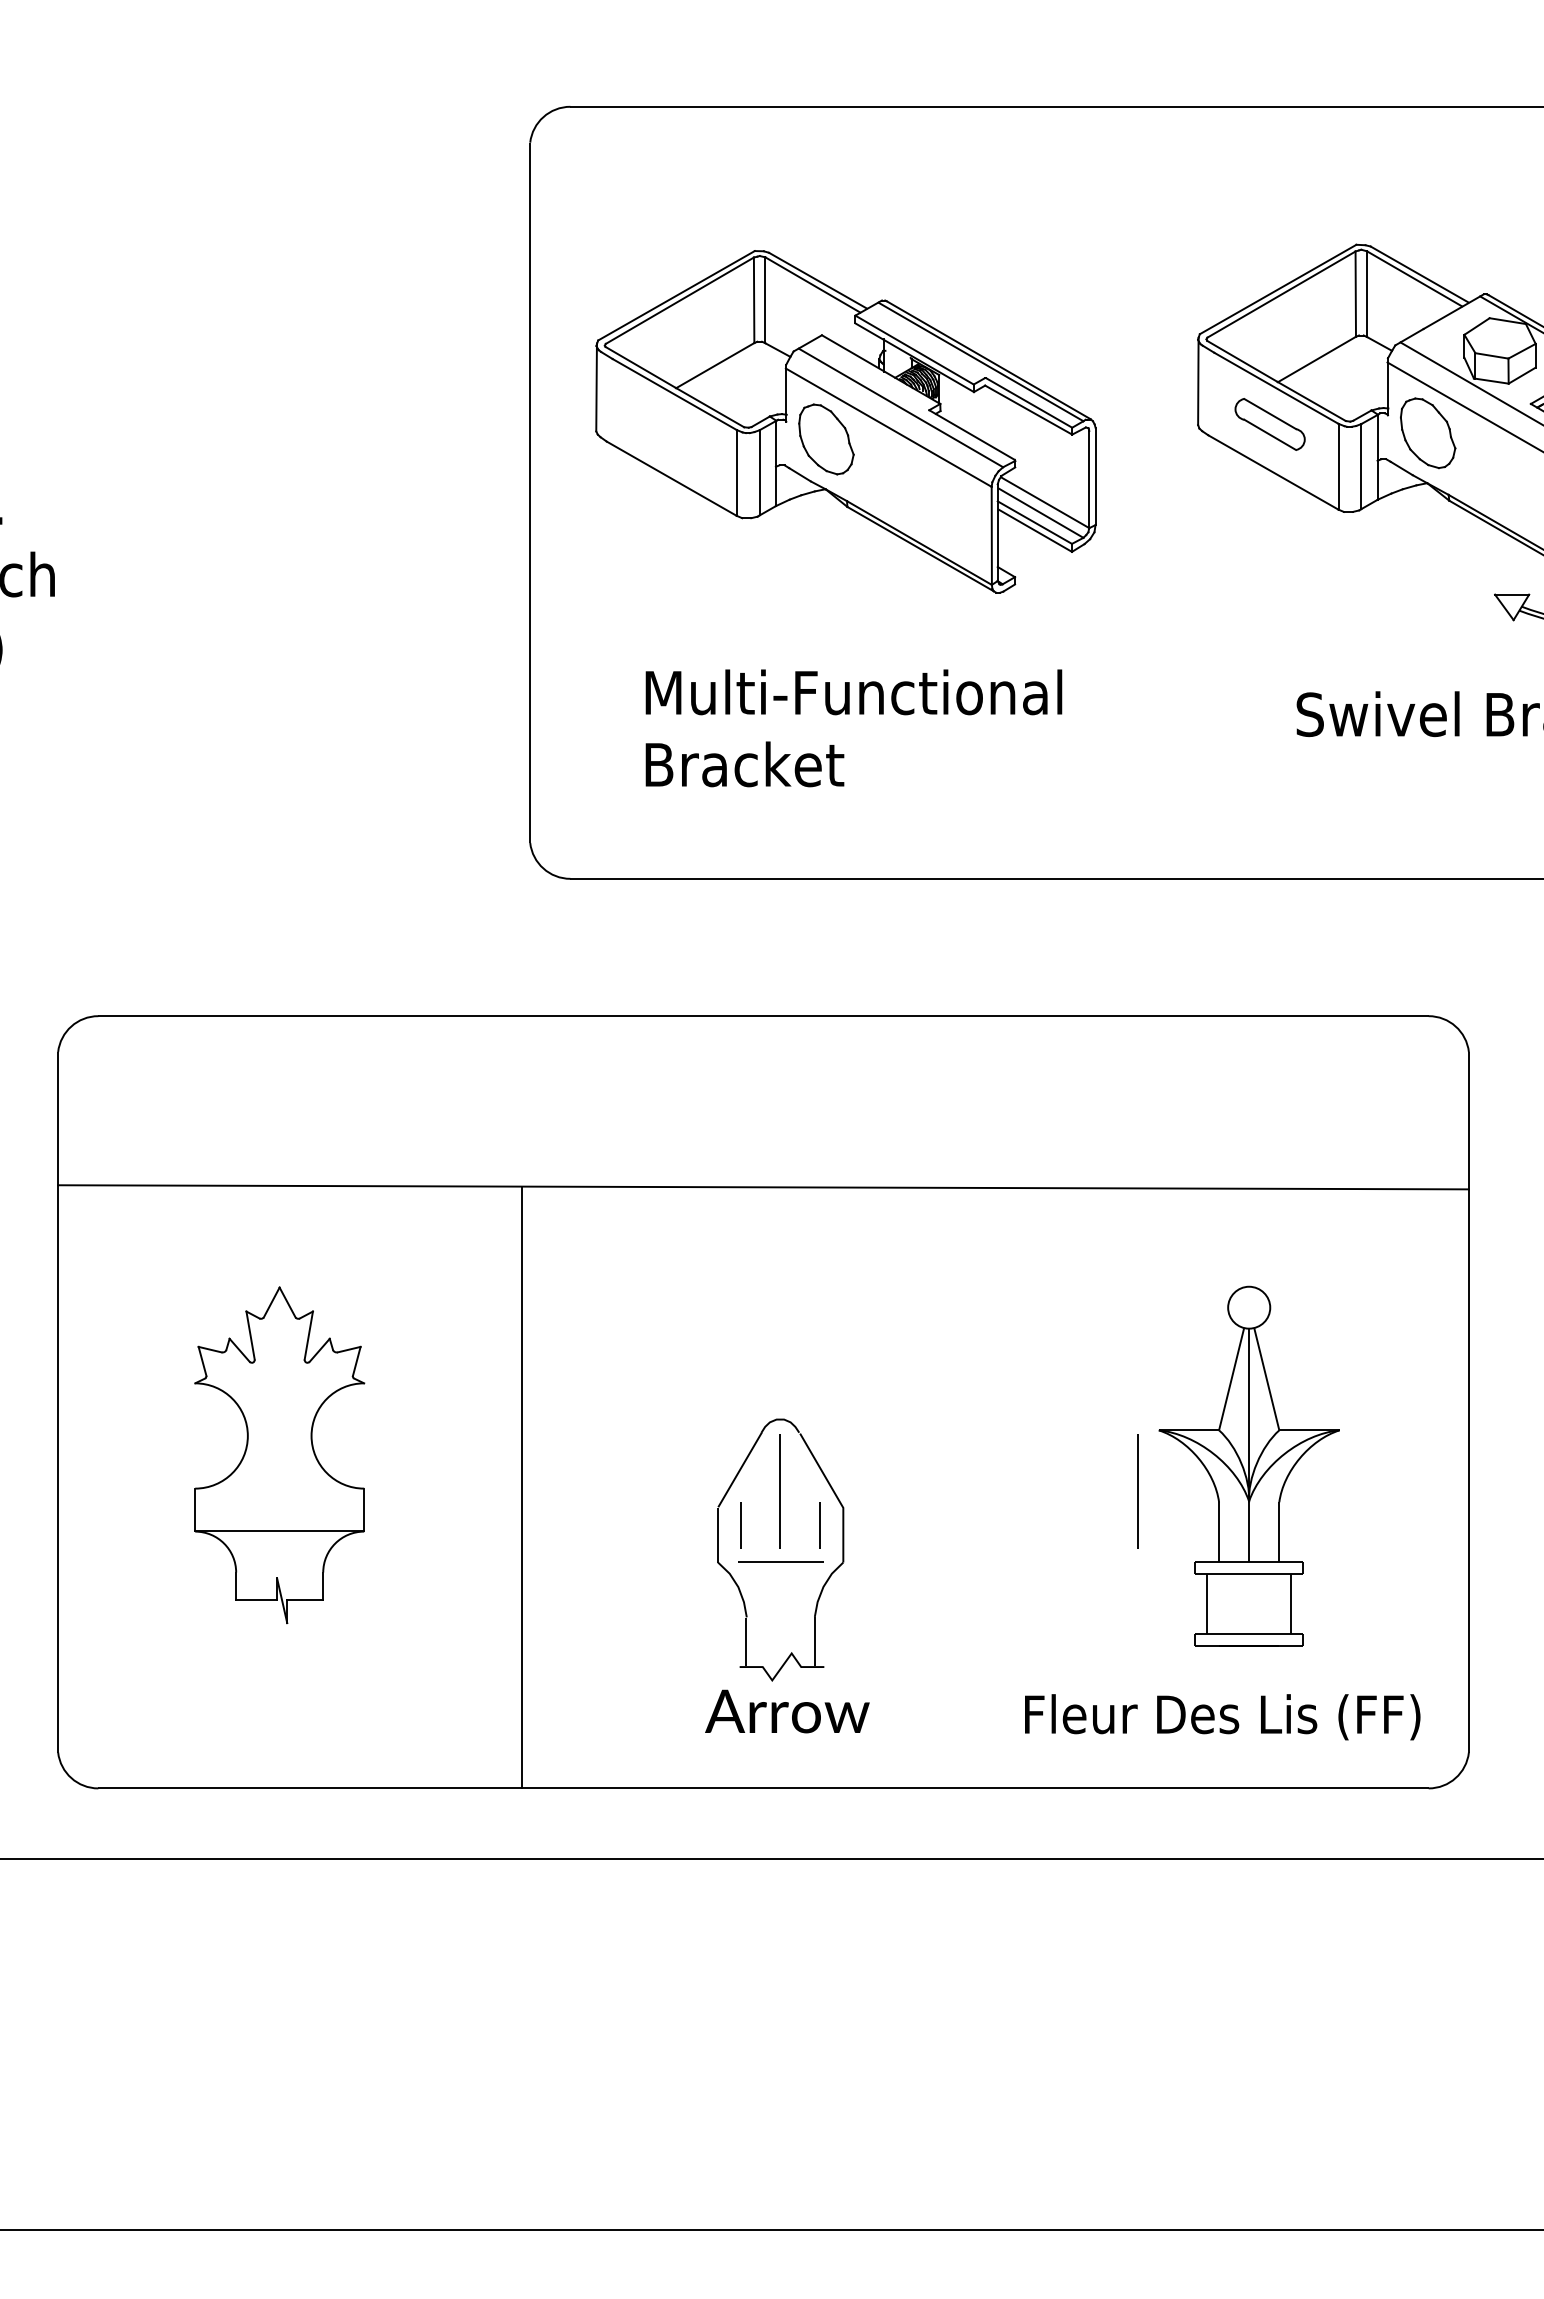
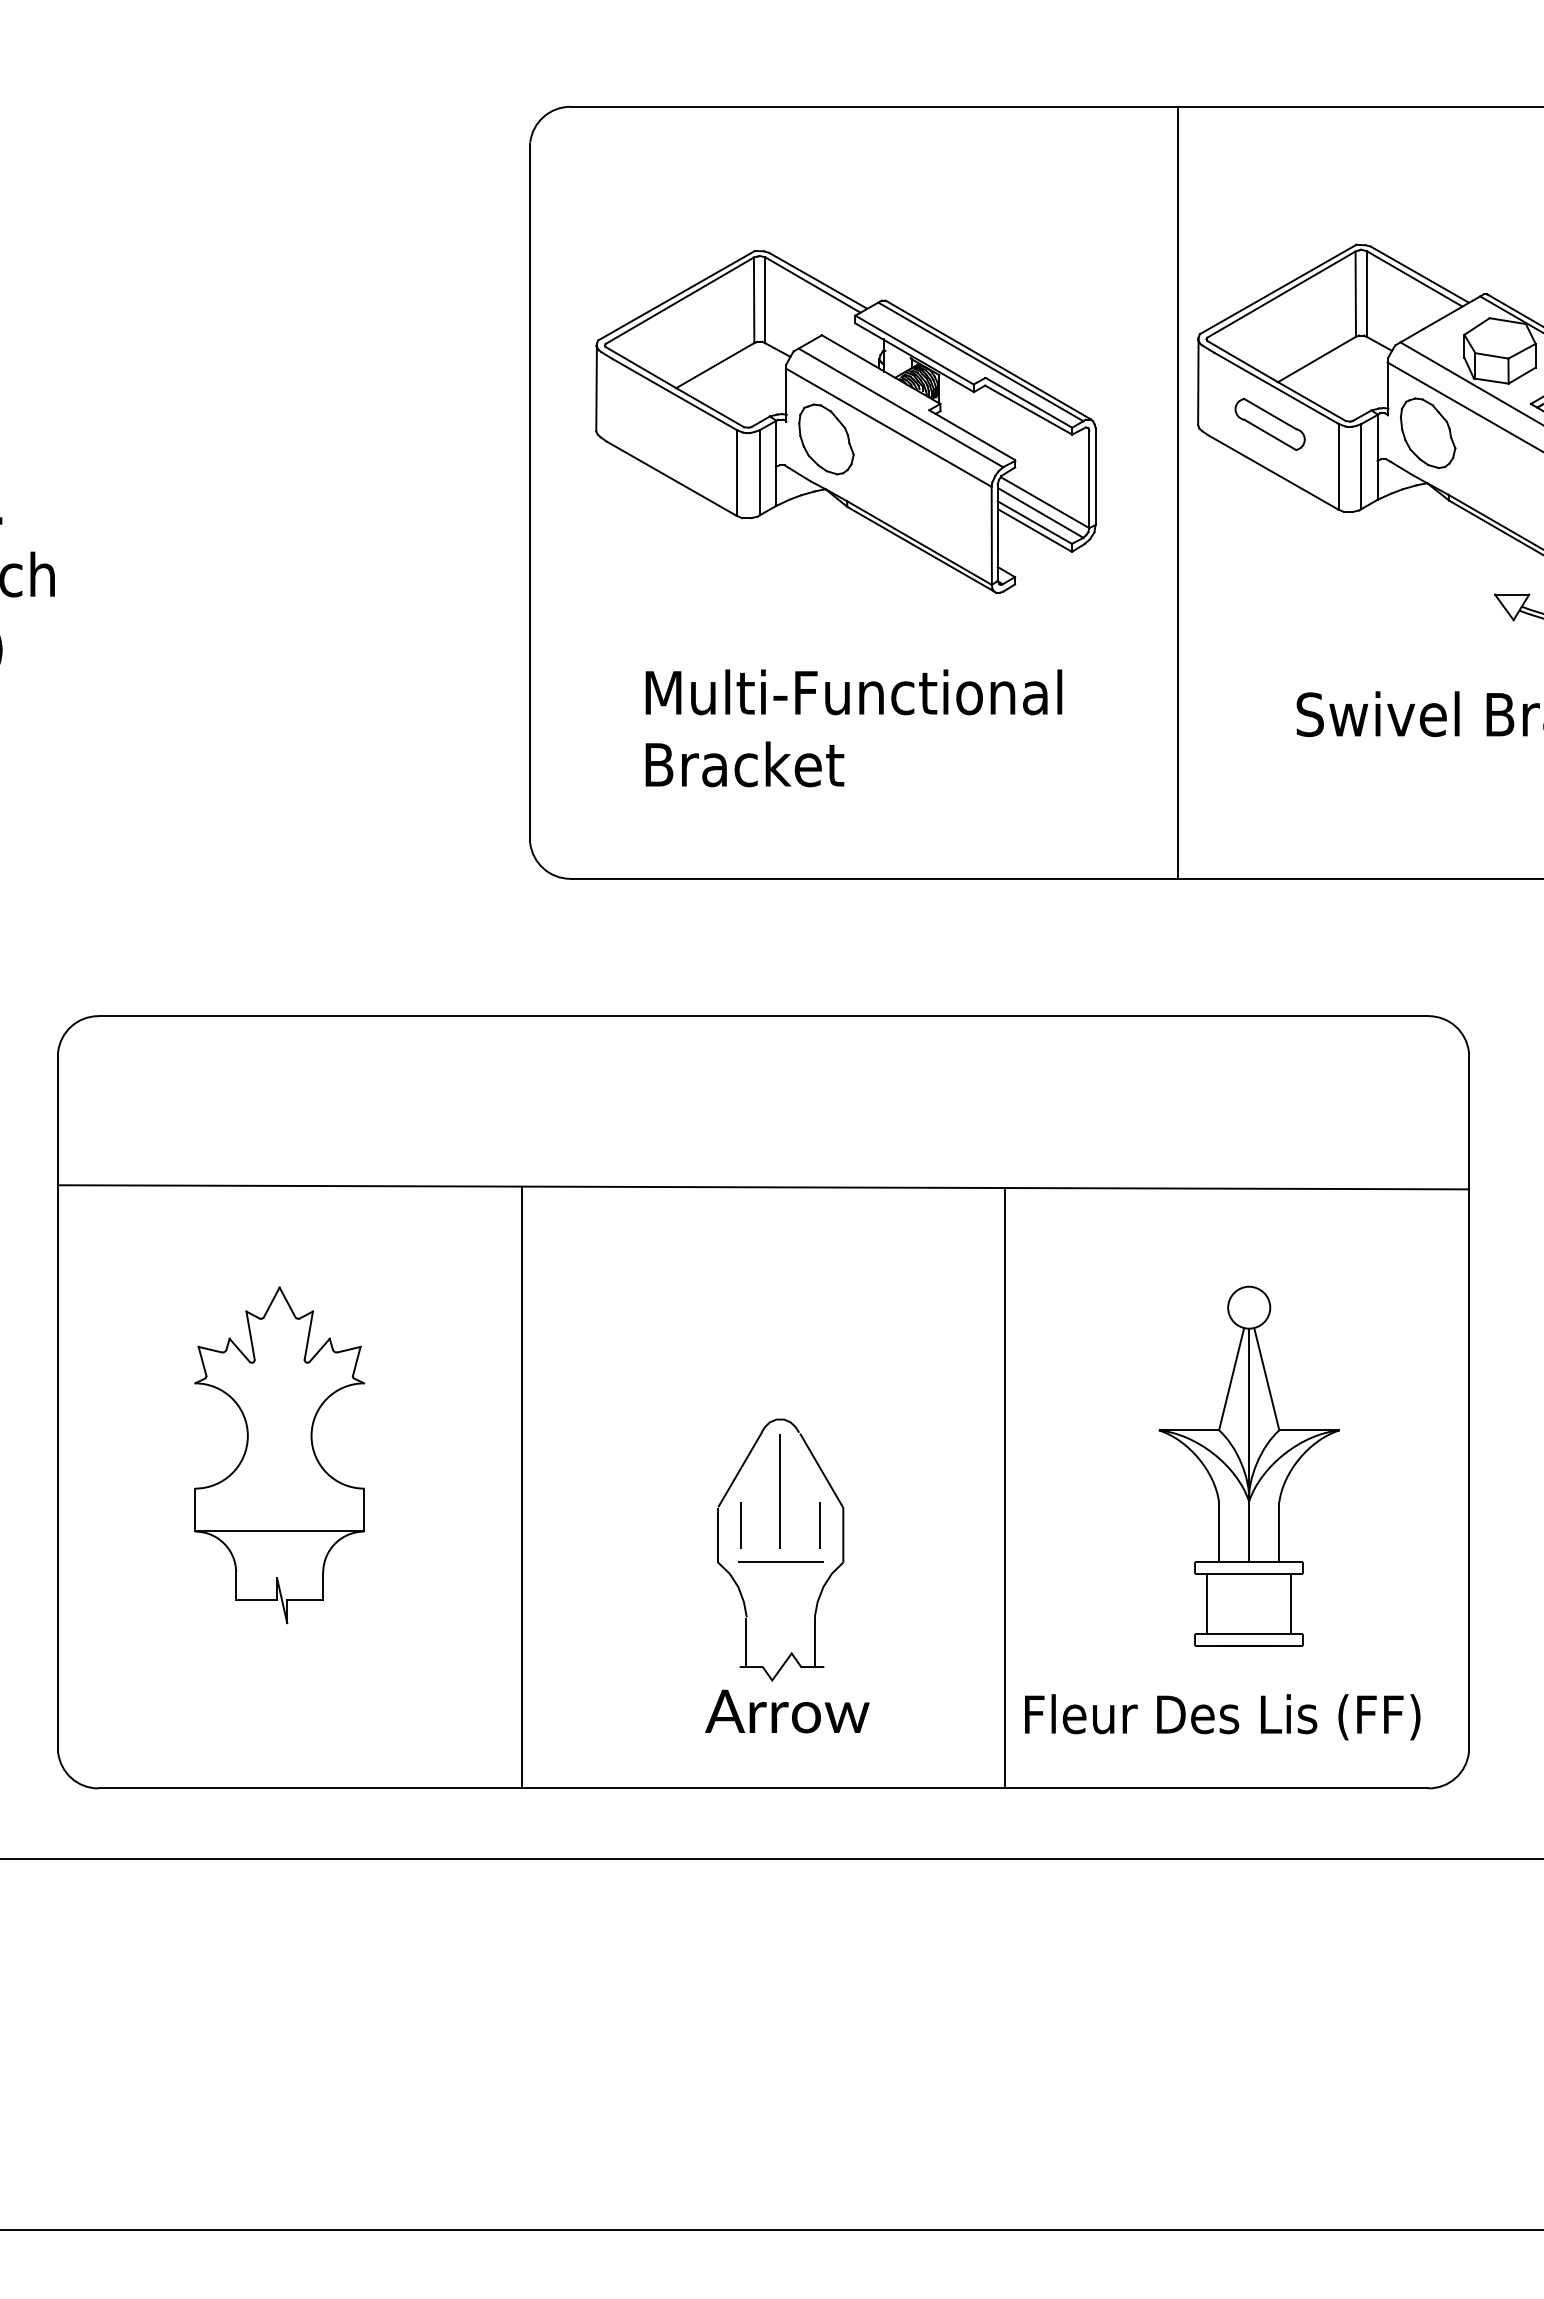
line: none -> present (1177, 492)
line: none -> present (1004, 1488)
line: present -> none (1137, 1491)
